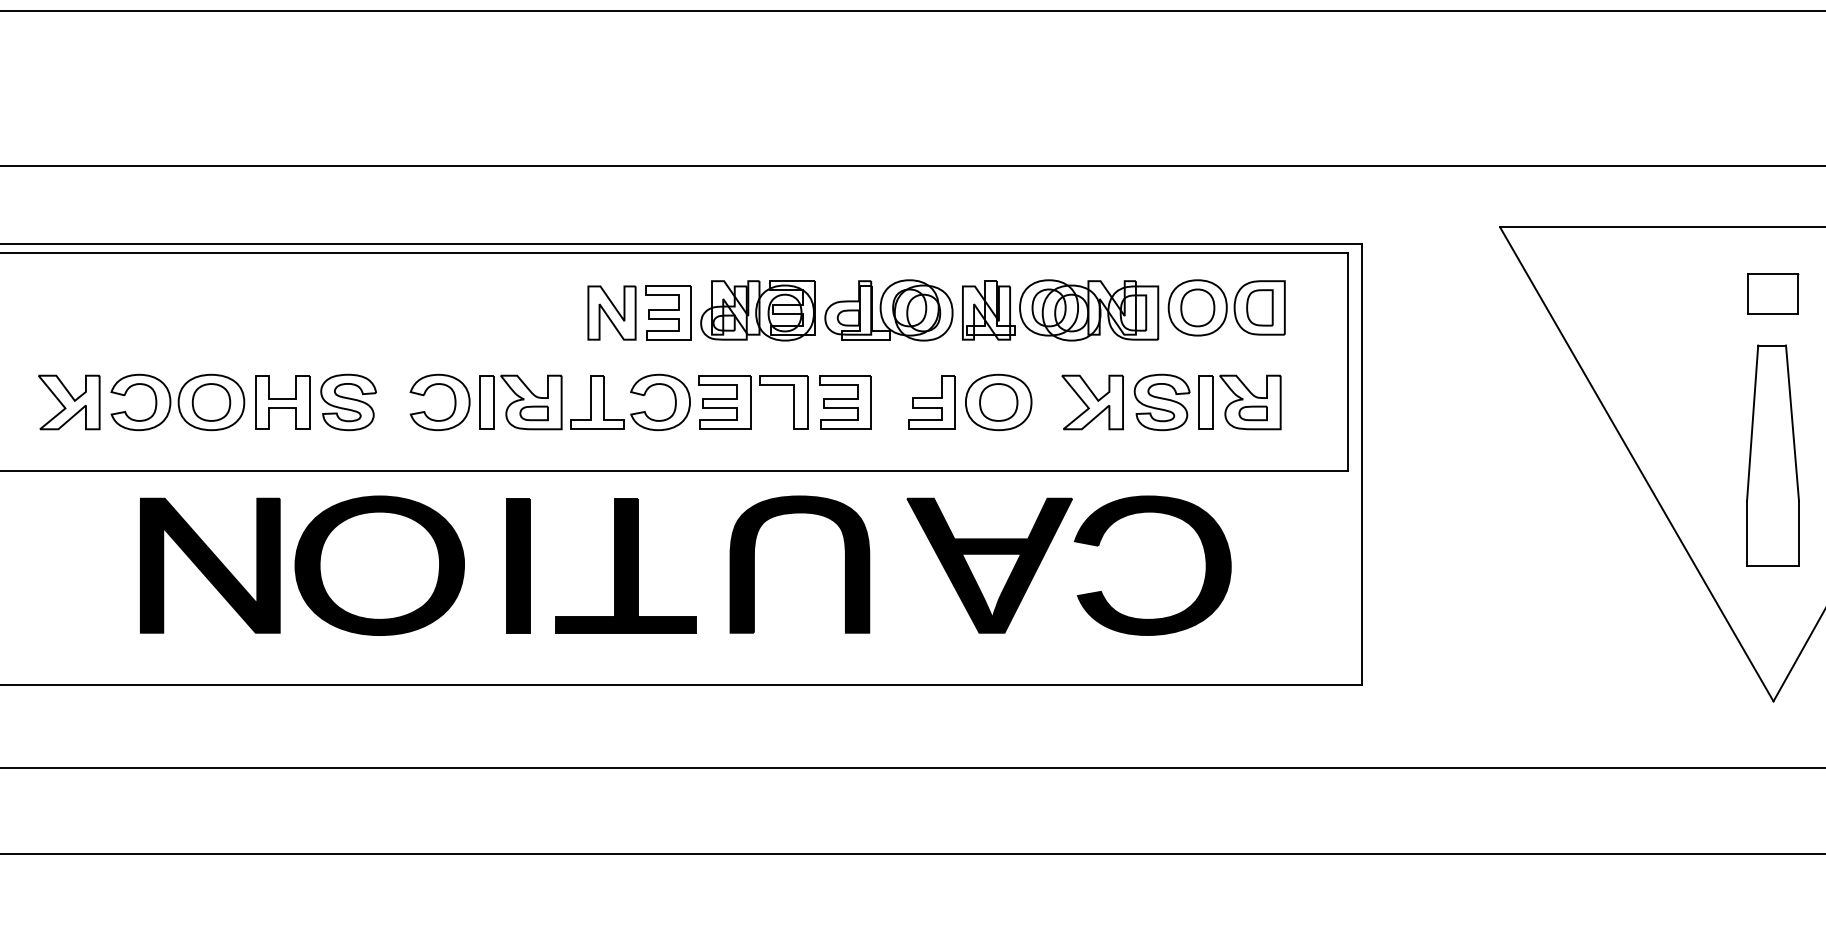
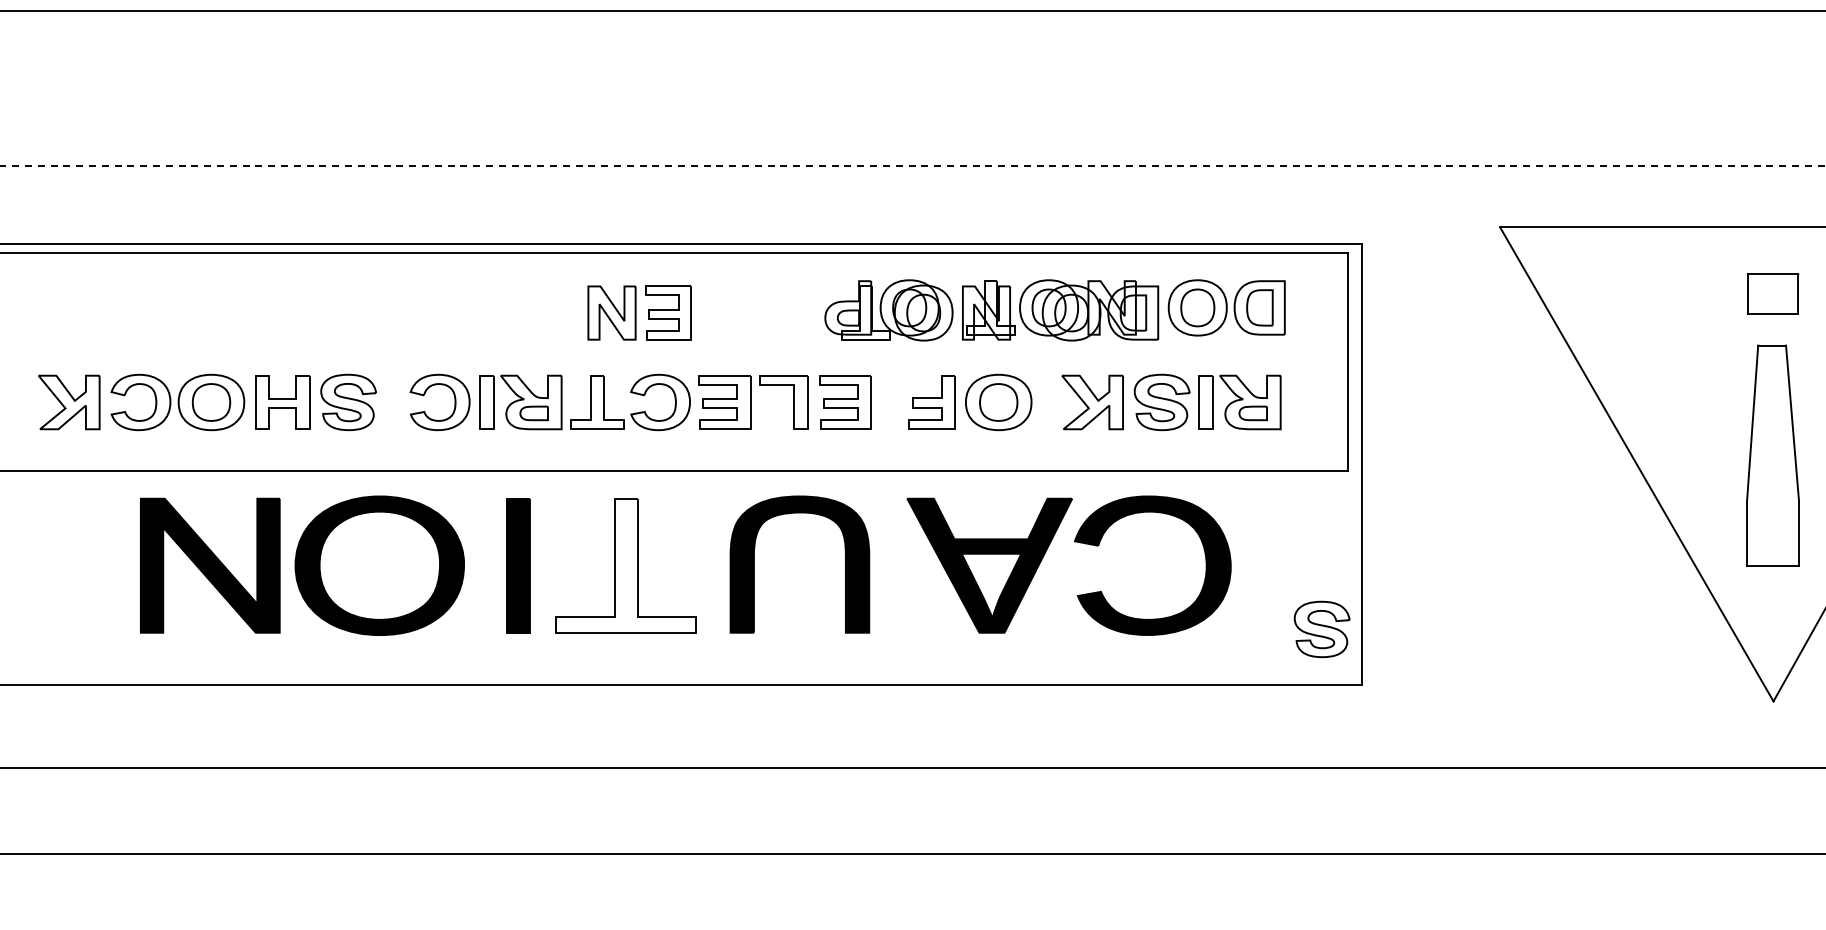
line: solid -> dashed (913, 165)
part: present -> none (757, 310)
fill: present -> none (625, 565)
part: none -> present (1321, 629)
